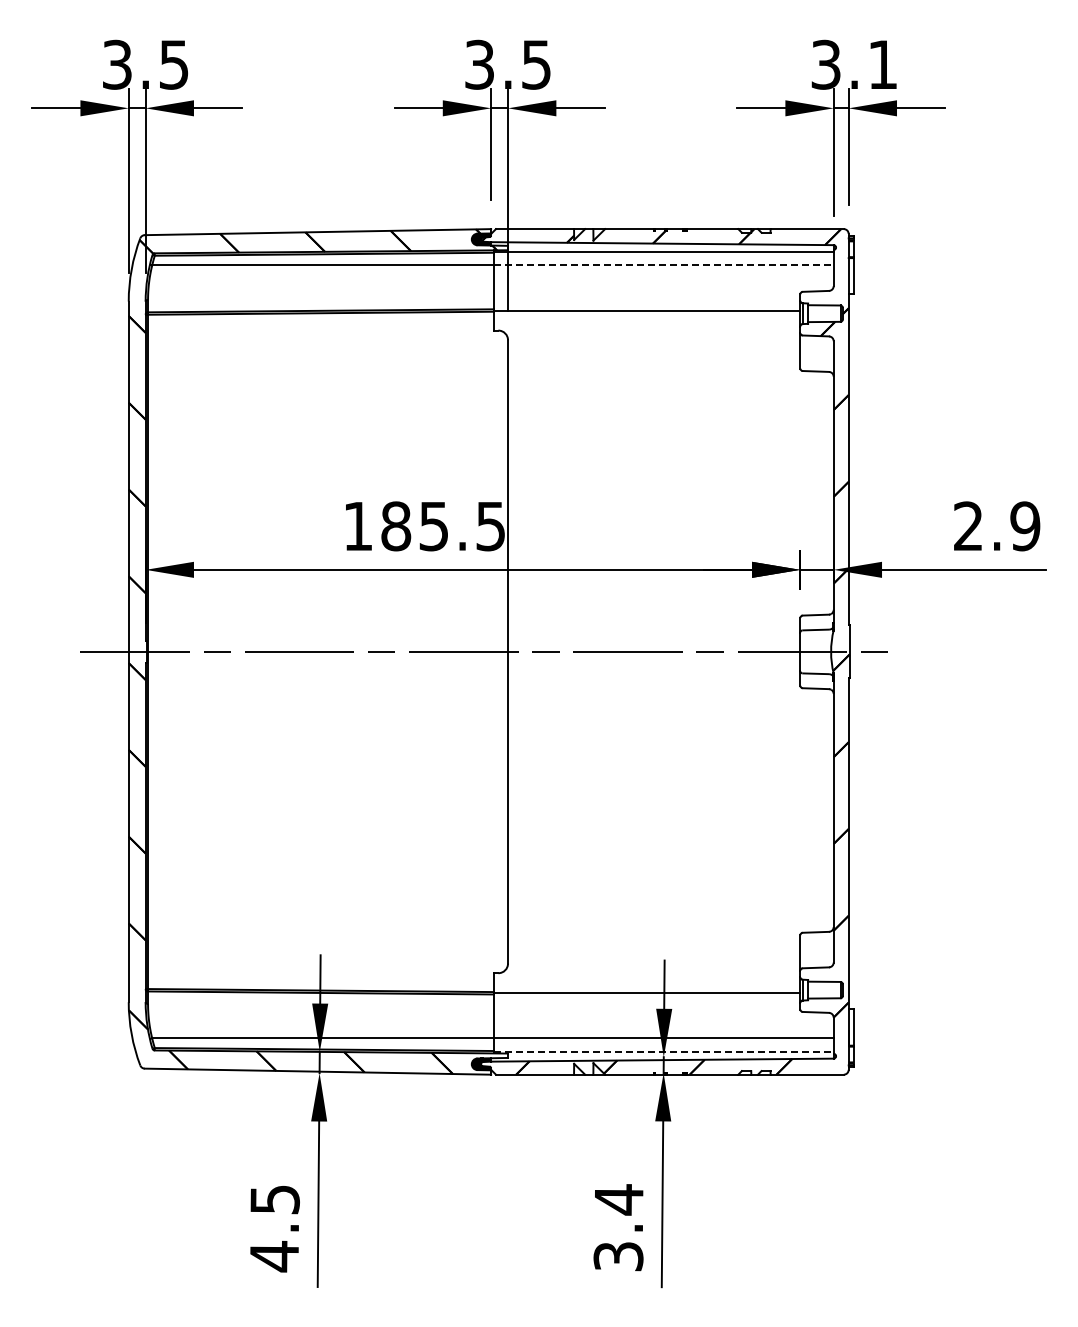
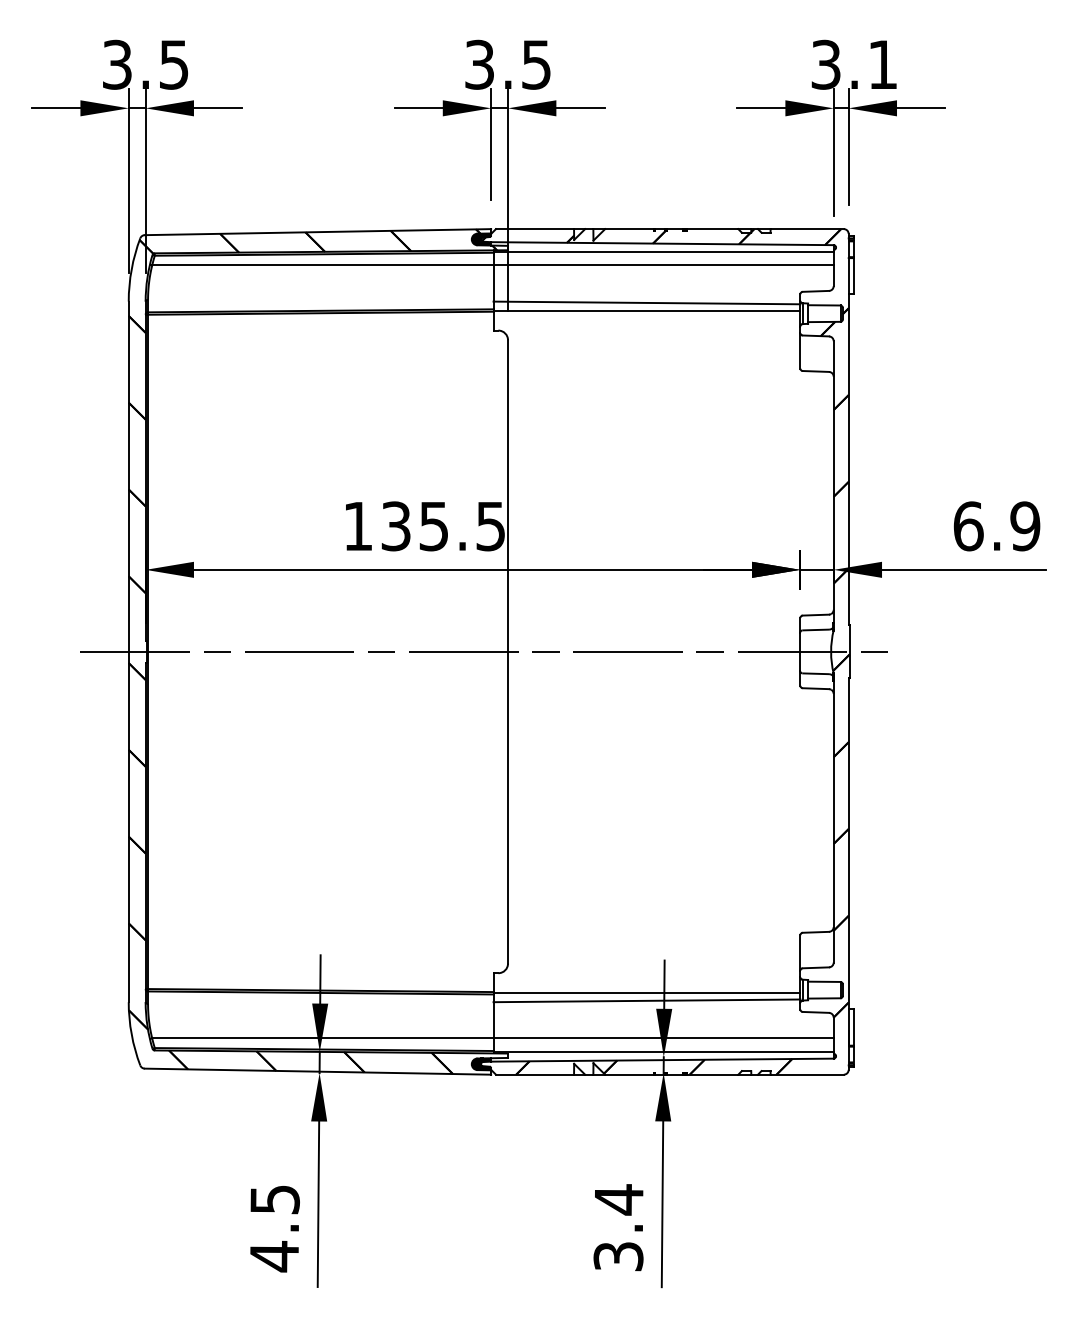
line: dashed -> solid (664, 265)
line: none -> present (646, 302)
text: 185.5 -> 135.5 (396, 526)
text: 2.9 -> 6.9 (968, 526)
line: none -> present (646, 1000)
line: dashed -> solid (664, 1051)
